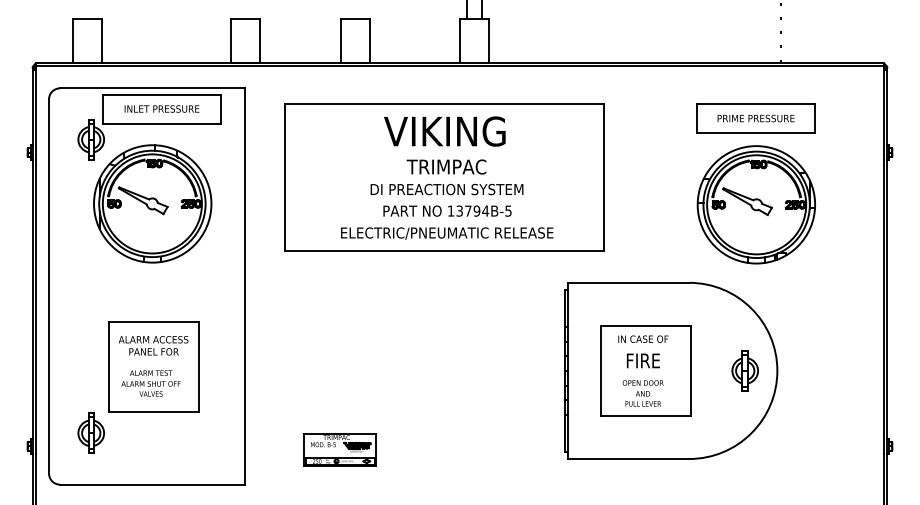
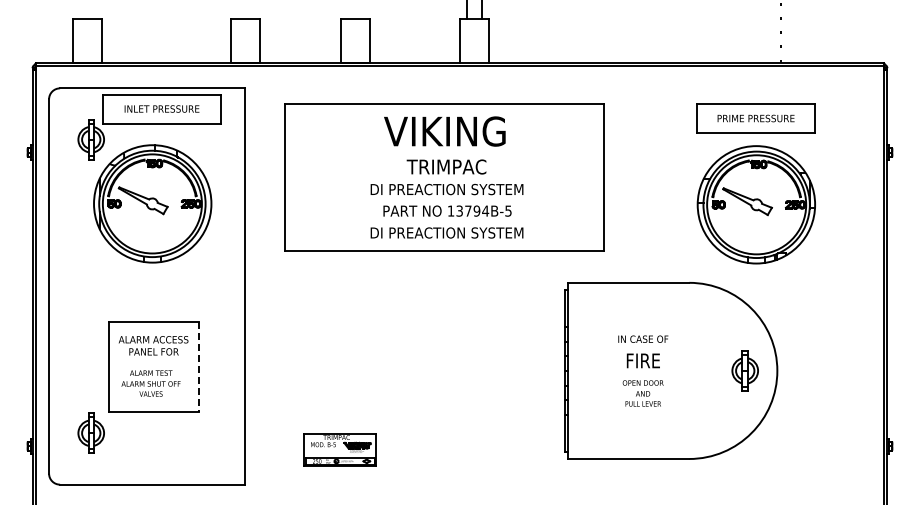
text: ELECTRIC/PNEUMATIC RELEASE -> DI PREACTION SYSTEM (447, 233)
line: solid -> dashed (198, 367)
part: present -> none (645, 370)
